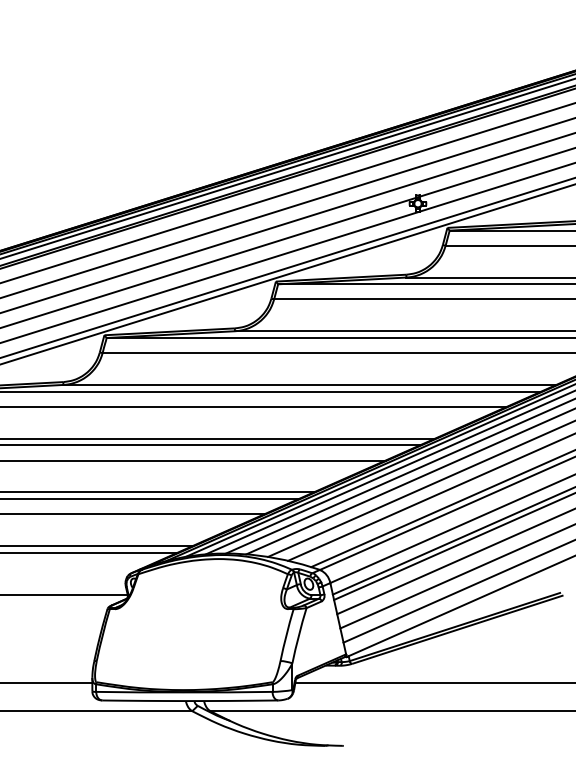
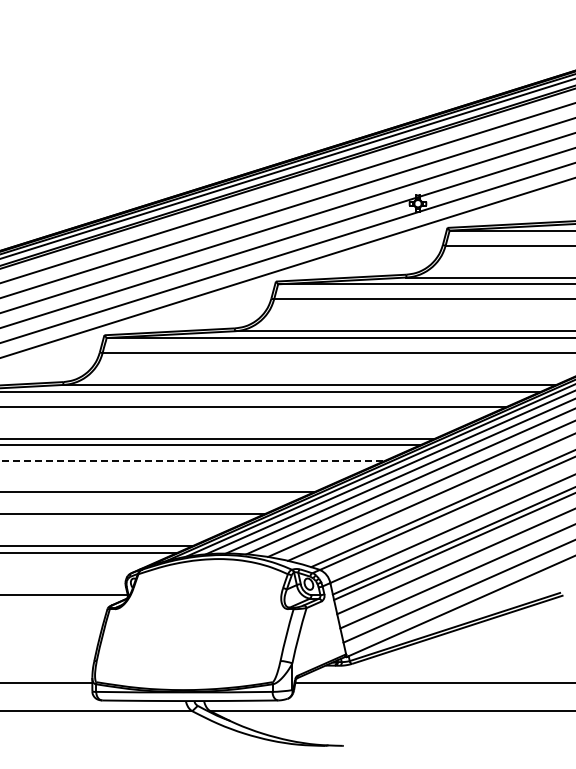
line: present -> none (287, 274)
line: solid -> dashed (193, 460)
line: present -> none (150, 499)
